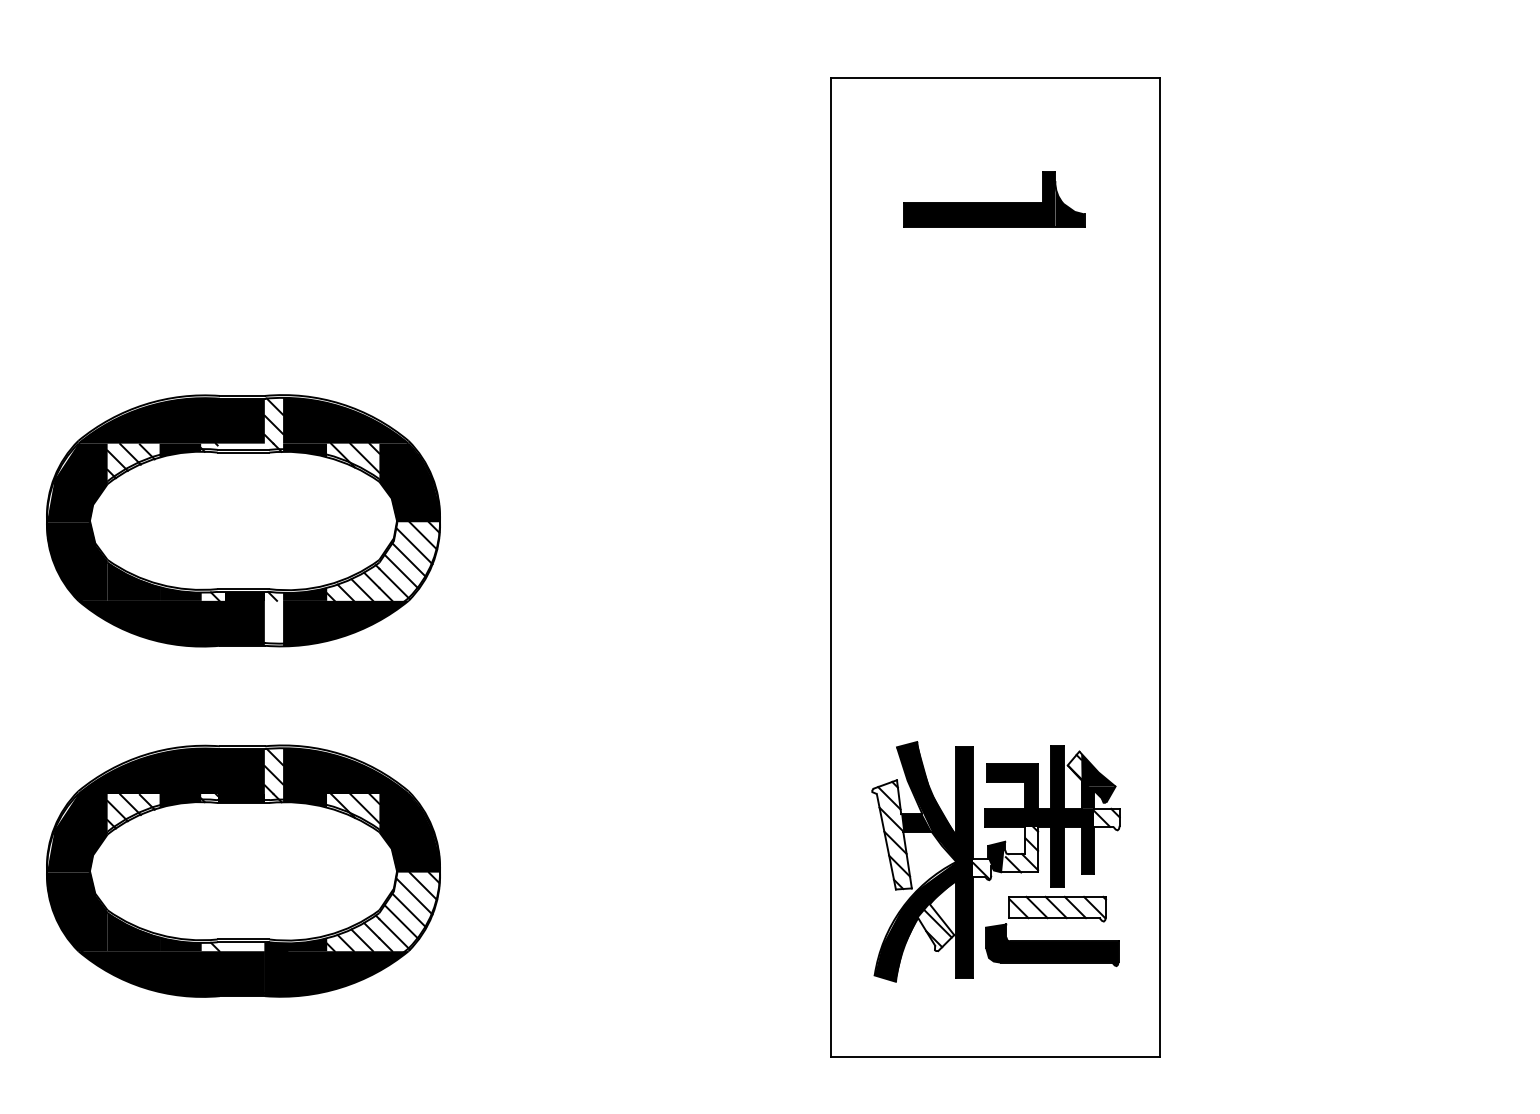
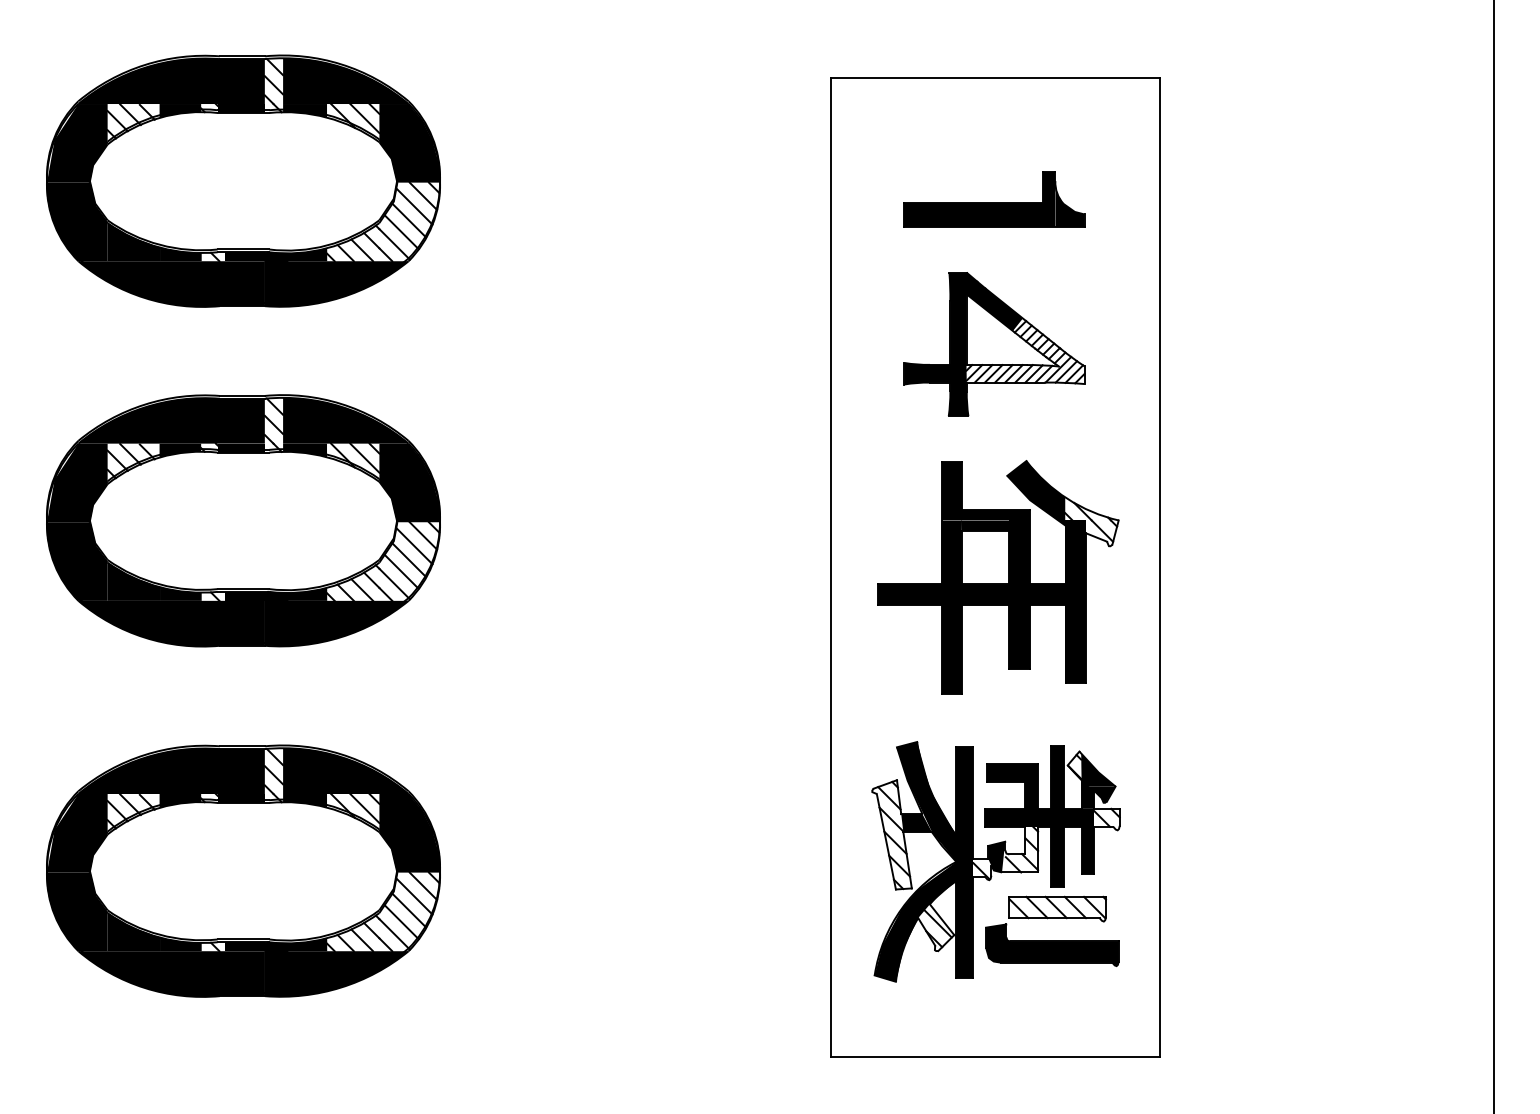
part: none -> present (243, 180)
part: none -> present (994, 344)
fill: none -> present (240, 447)
line: none -> present (1493, 556)
part: none -> present (998, 577)
fill: none -> present (276, 618)
fill: none -> present (244, 946)
